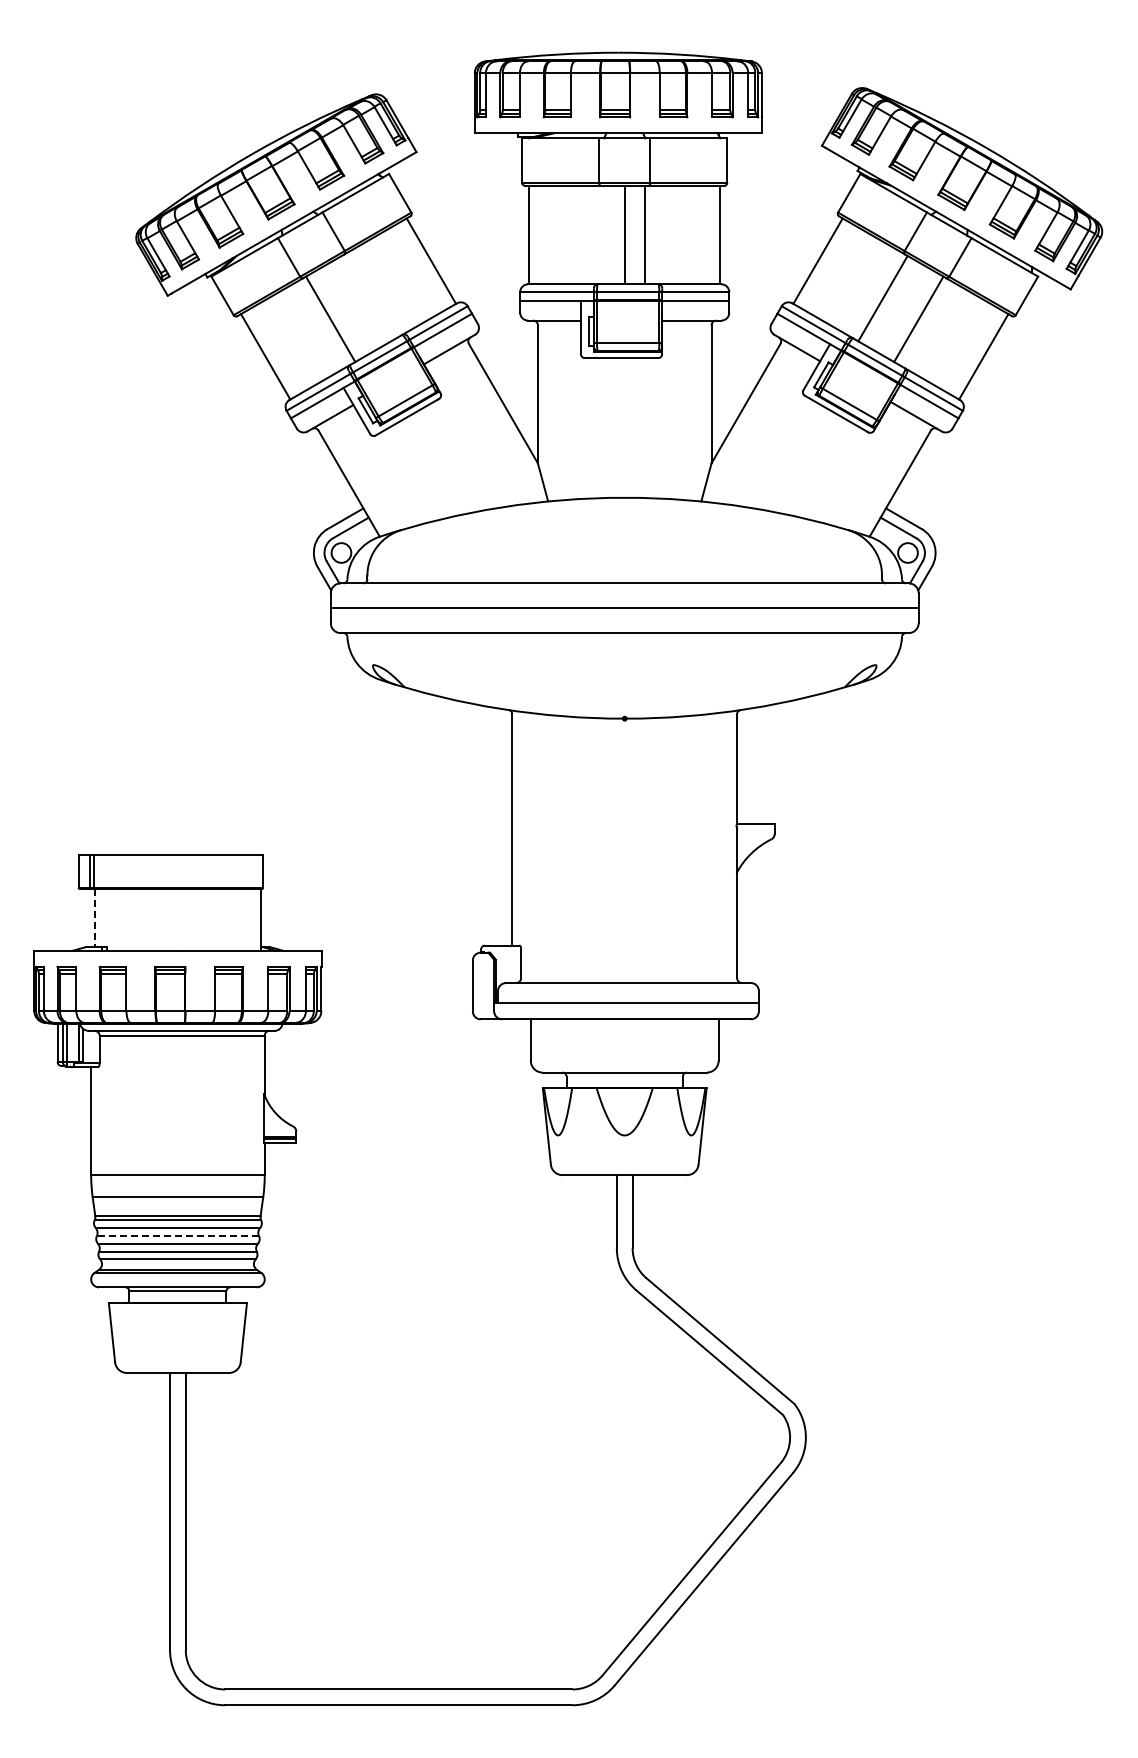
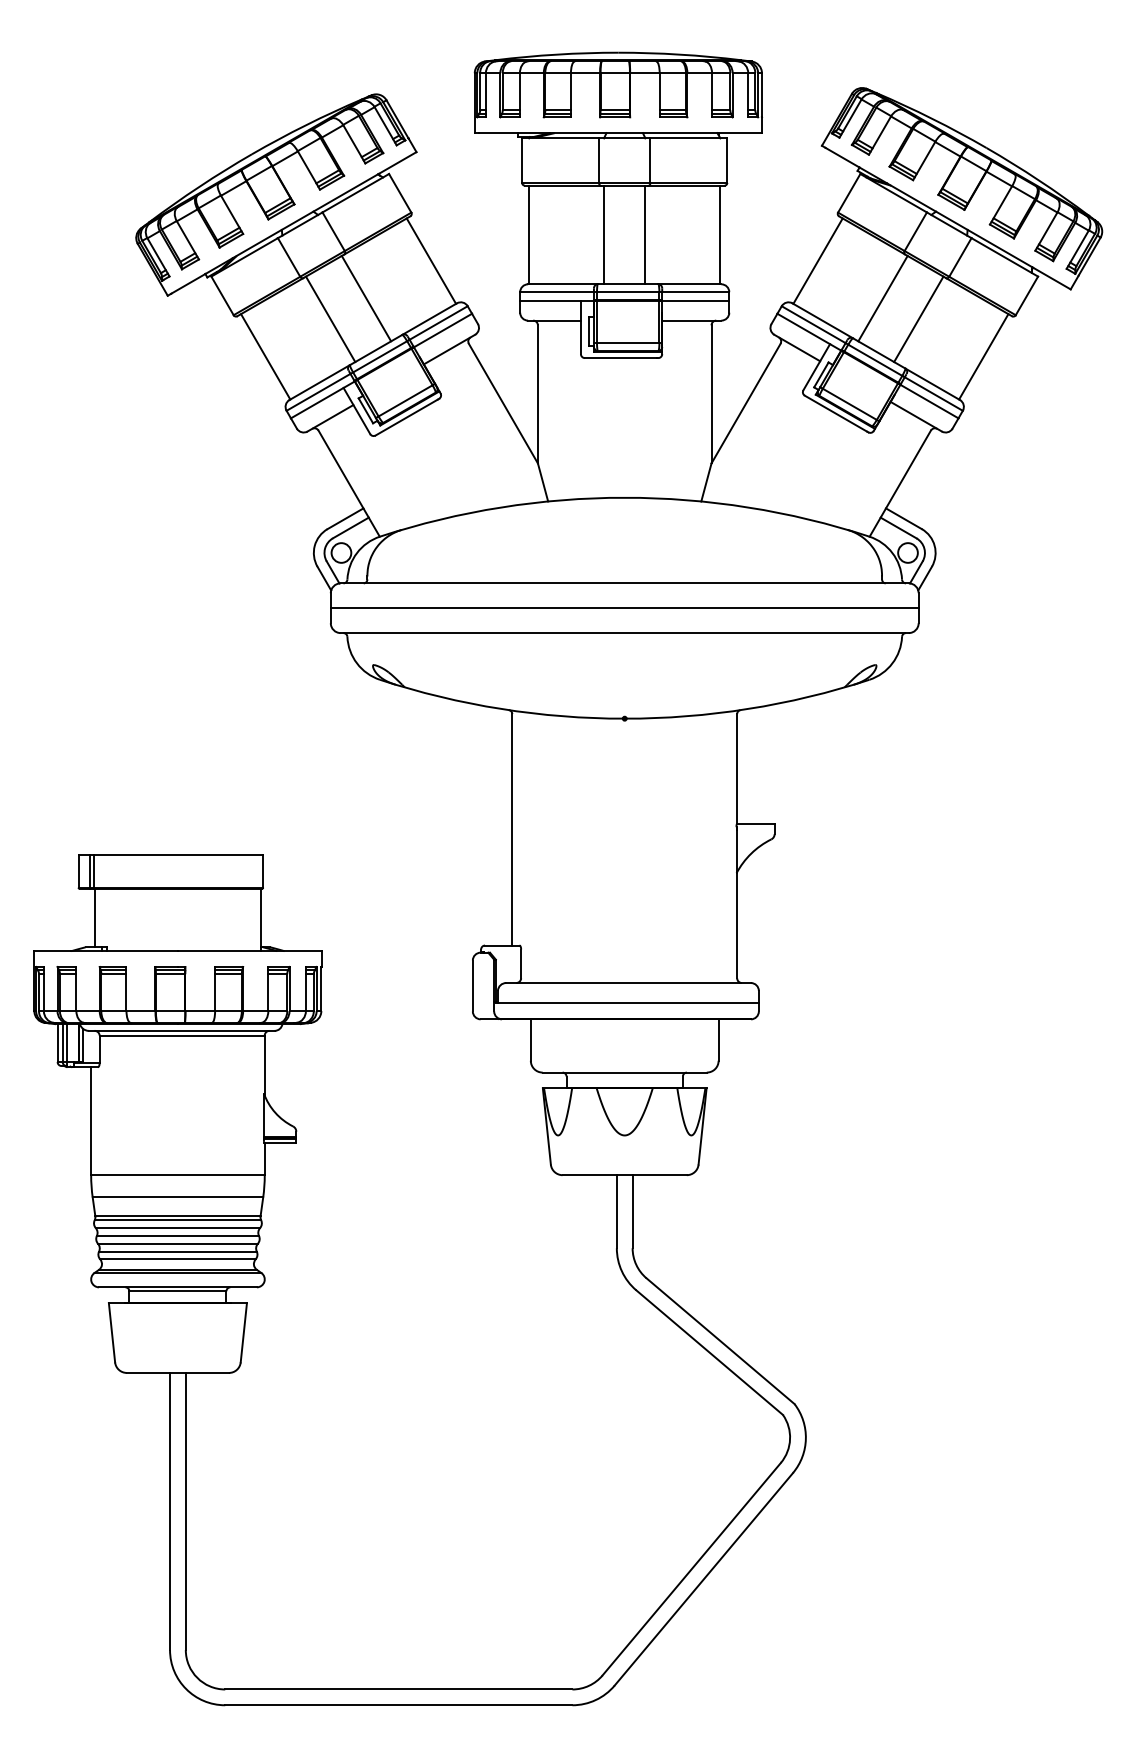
line position: (625, 234) -> (604, 234) (604, 234)
line: none -> present (366, 298)
line: dashed -> solid (94, 918)
line: dashed -> solid (177, 1235)
